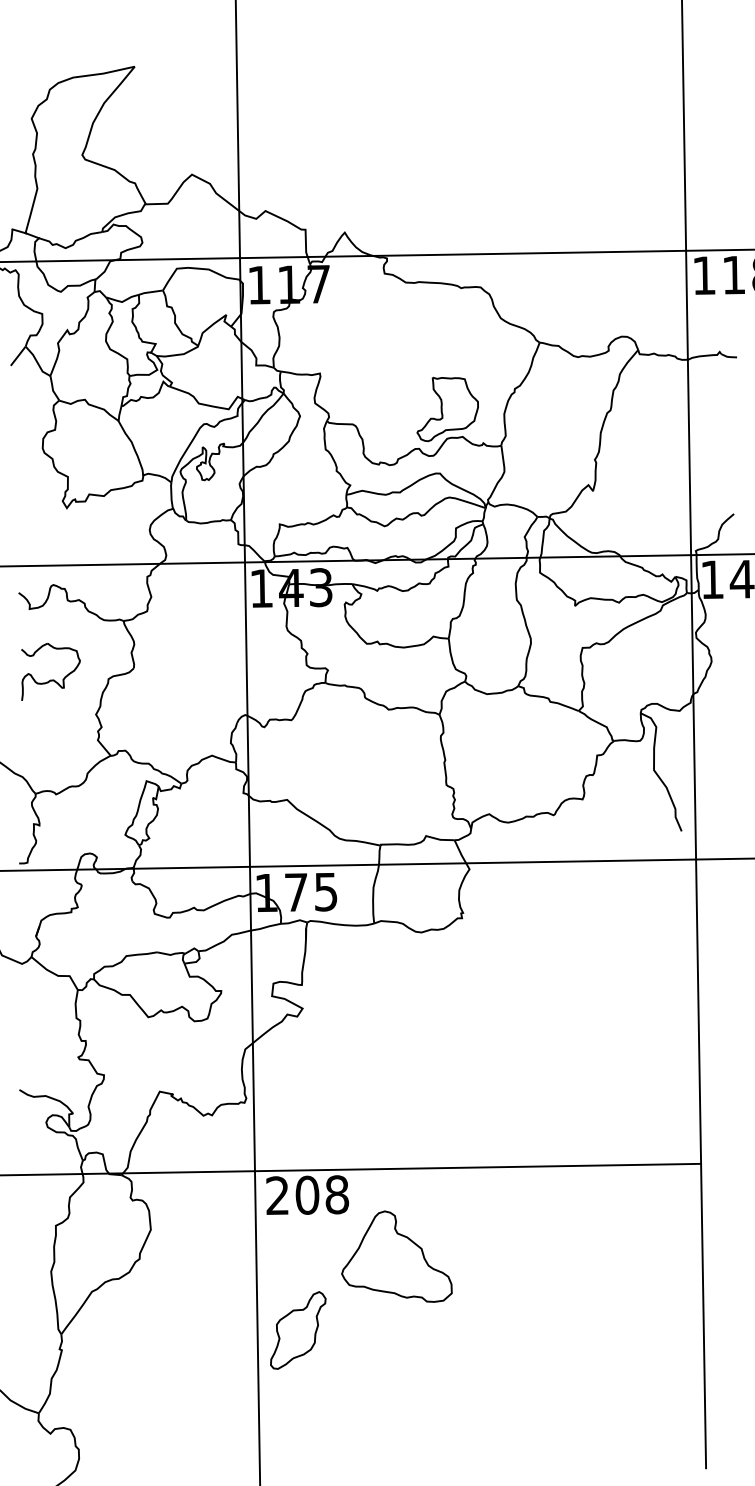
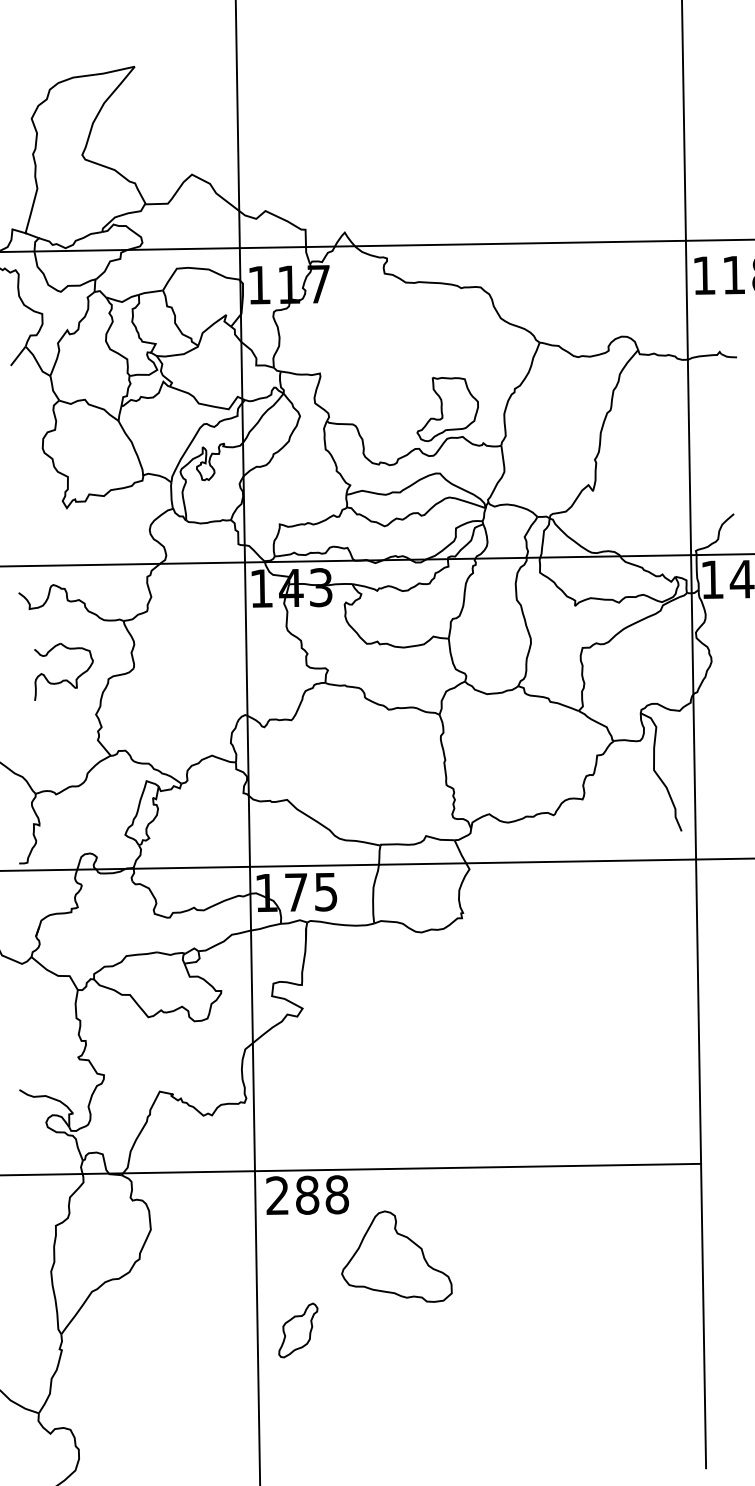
line position: (376, 255) -> (376, 245) (376, 245)
part position: (50, 679) -> (63, 679) (63, 679)
text: 208 -> 288 (307, 1194)
part size: 57x79 px -> 41x57 px (298, 1330)
